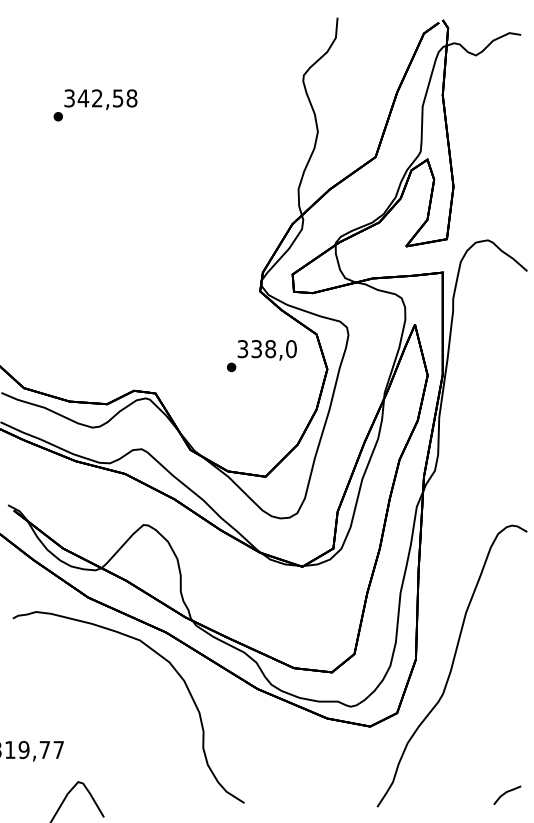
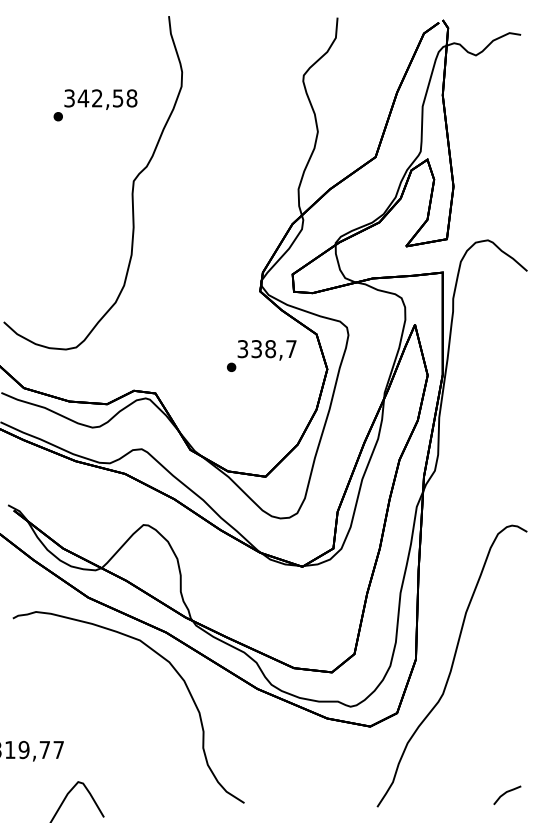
curve: none -> present (131, 191)
text: 338,0 -> 338,7 (291, 349)
